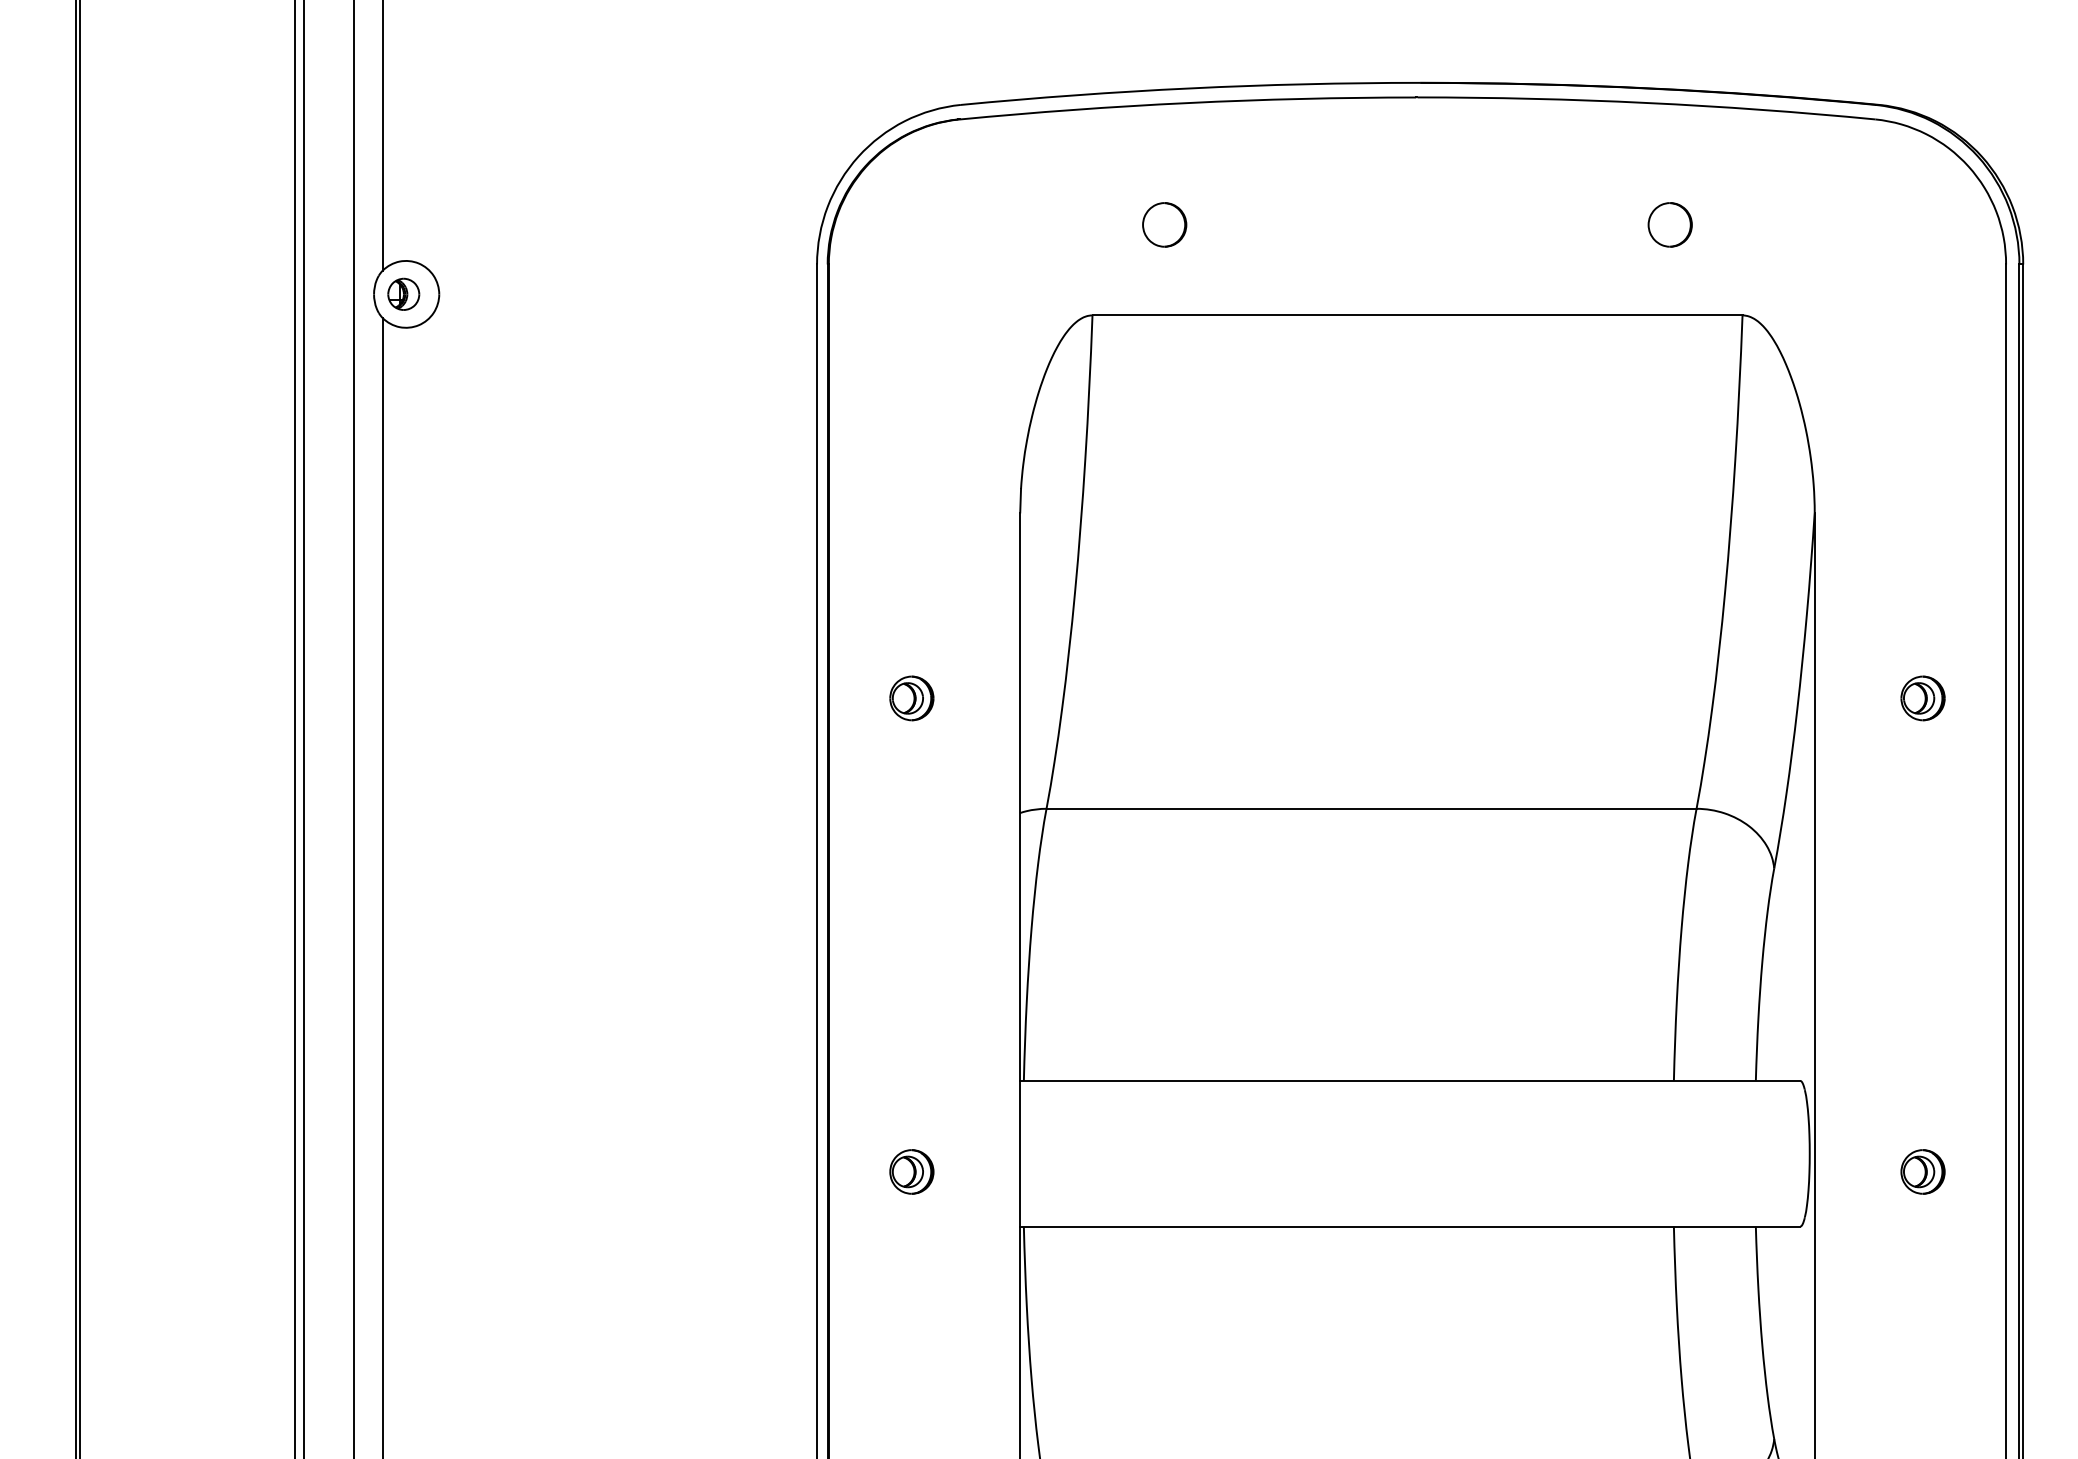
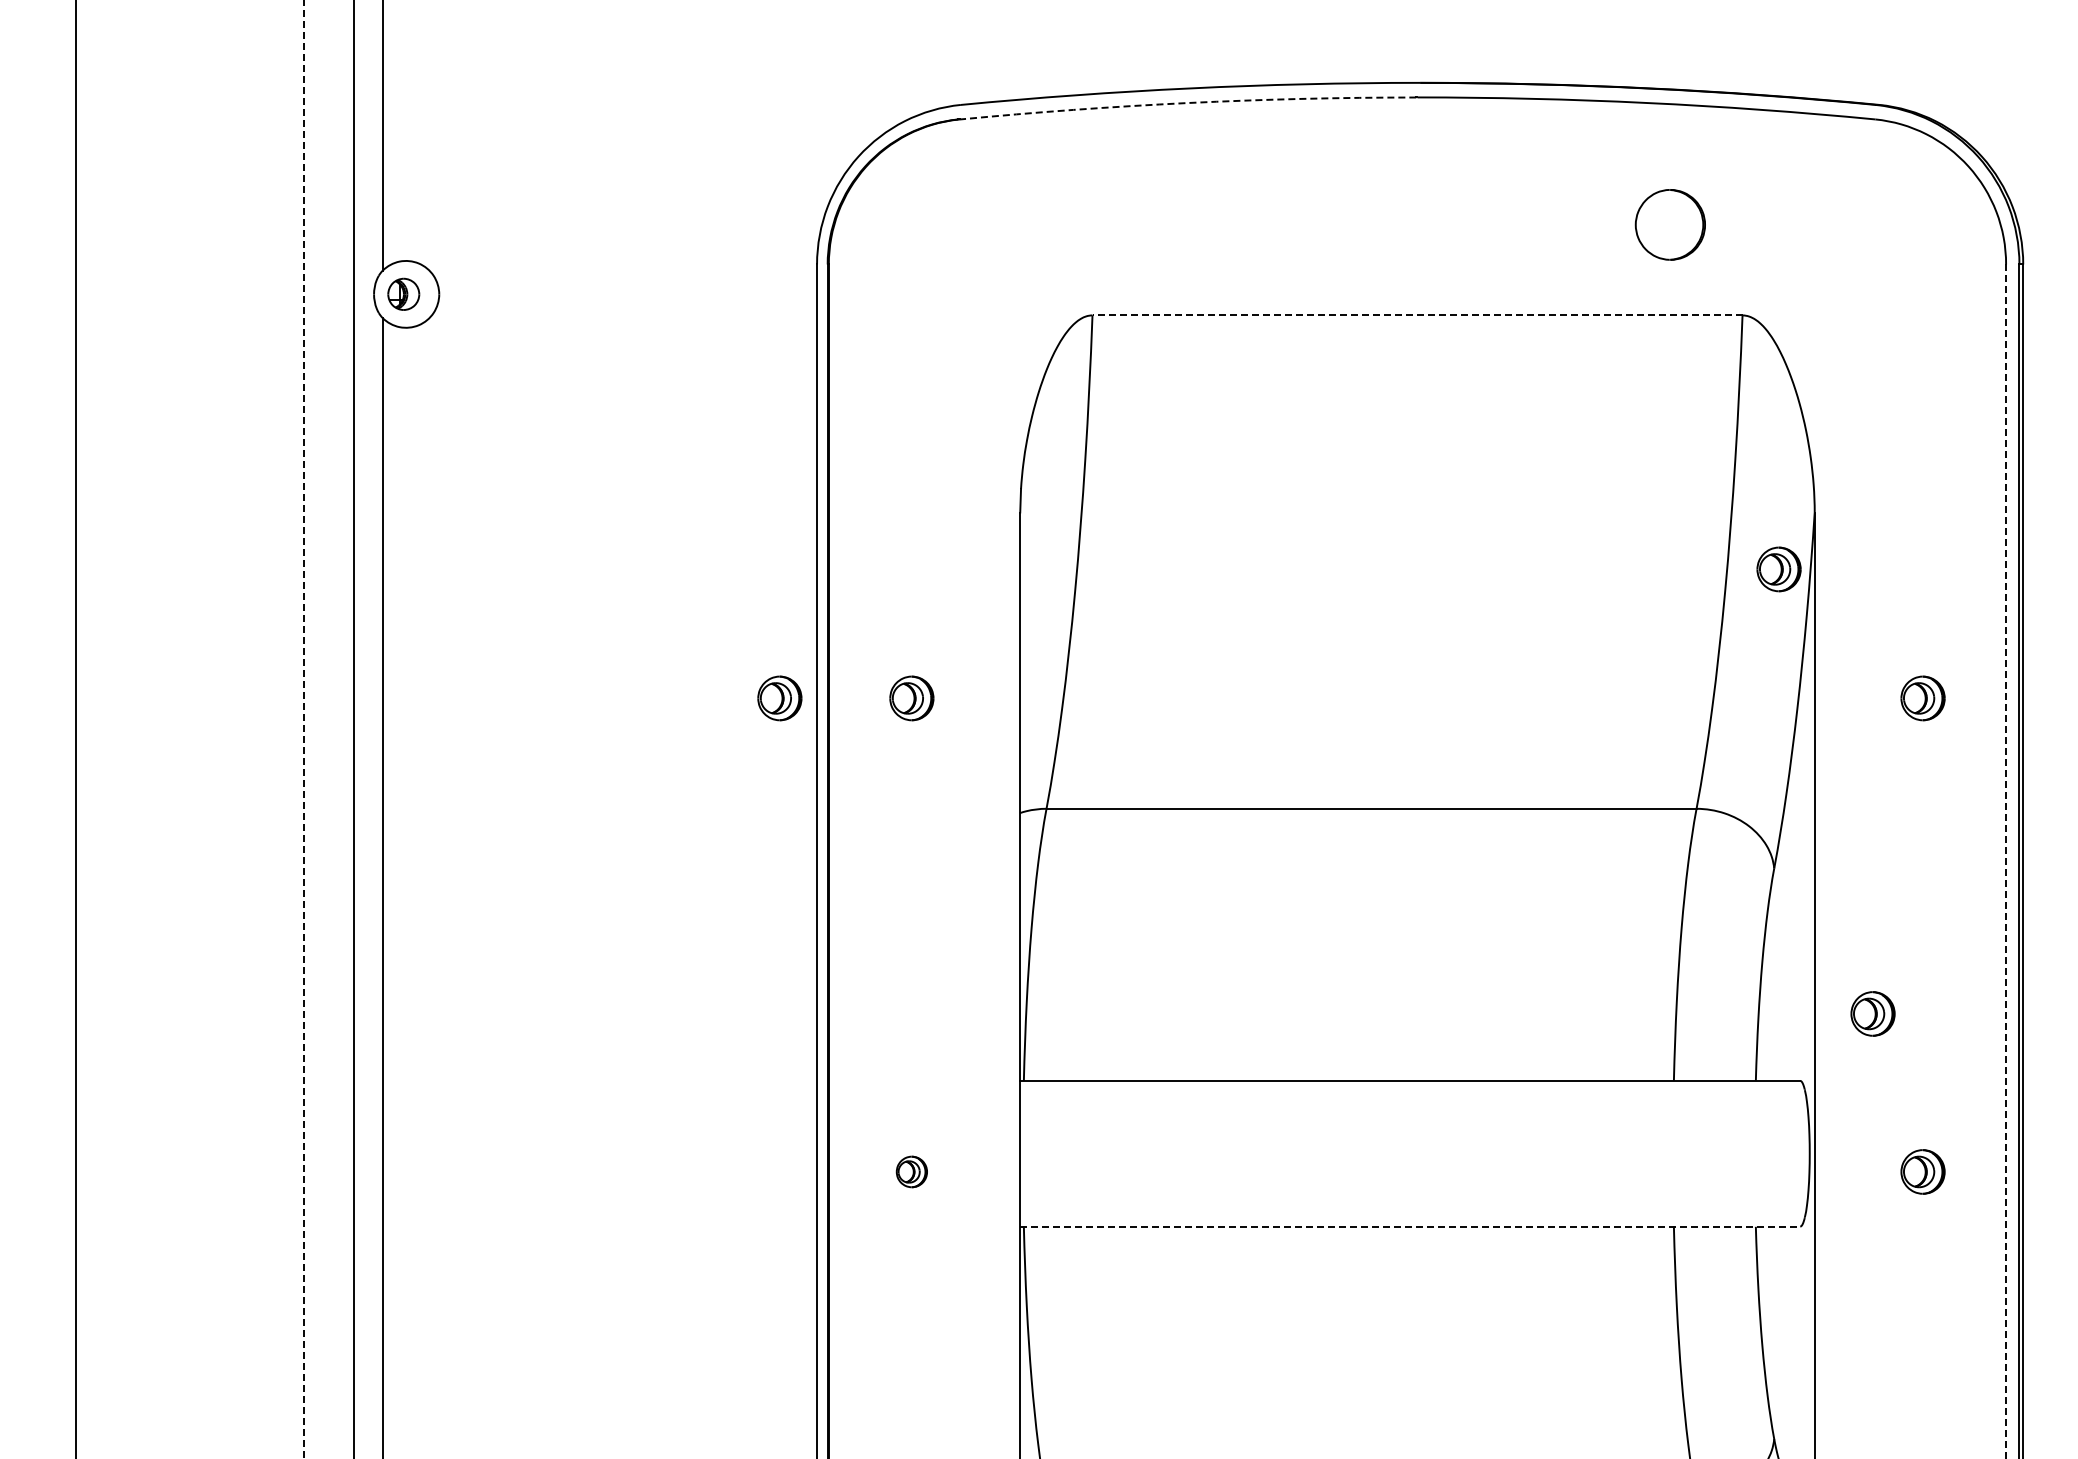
arc: solid -> dashed (1187, 103)
part: present -> none (1164, 224)
part size: 46x46 px -> 72x72 px (1669, 224)
line: solid -> dashed (1417, 315)
part: none -> present (1778, 569)
part: none -> present (779, 698)
line: present -> none (79, 728)
line: present -> none (294, 728)
line: solid -> dashed (304, 730)
line: solid -> dashed (2006, 862)
part: none -> present (1872, 1013)
part size: 46x46 px -> 33x34 px (911, 1171)
line: solid -> dashed (1410, 1226)
